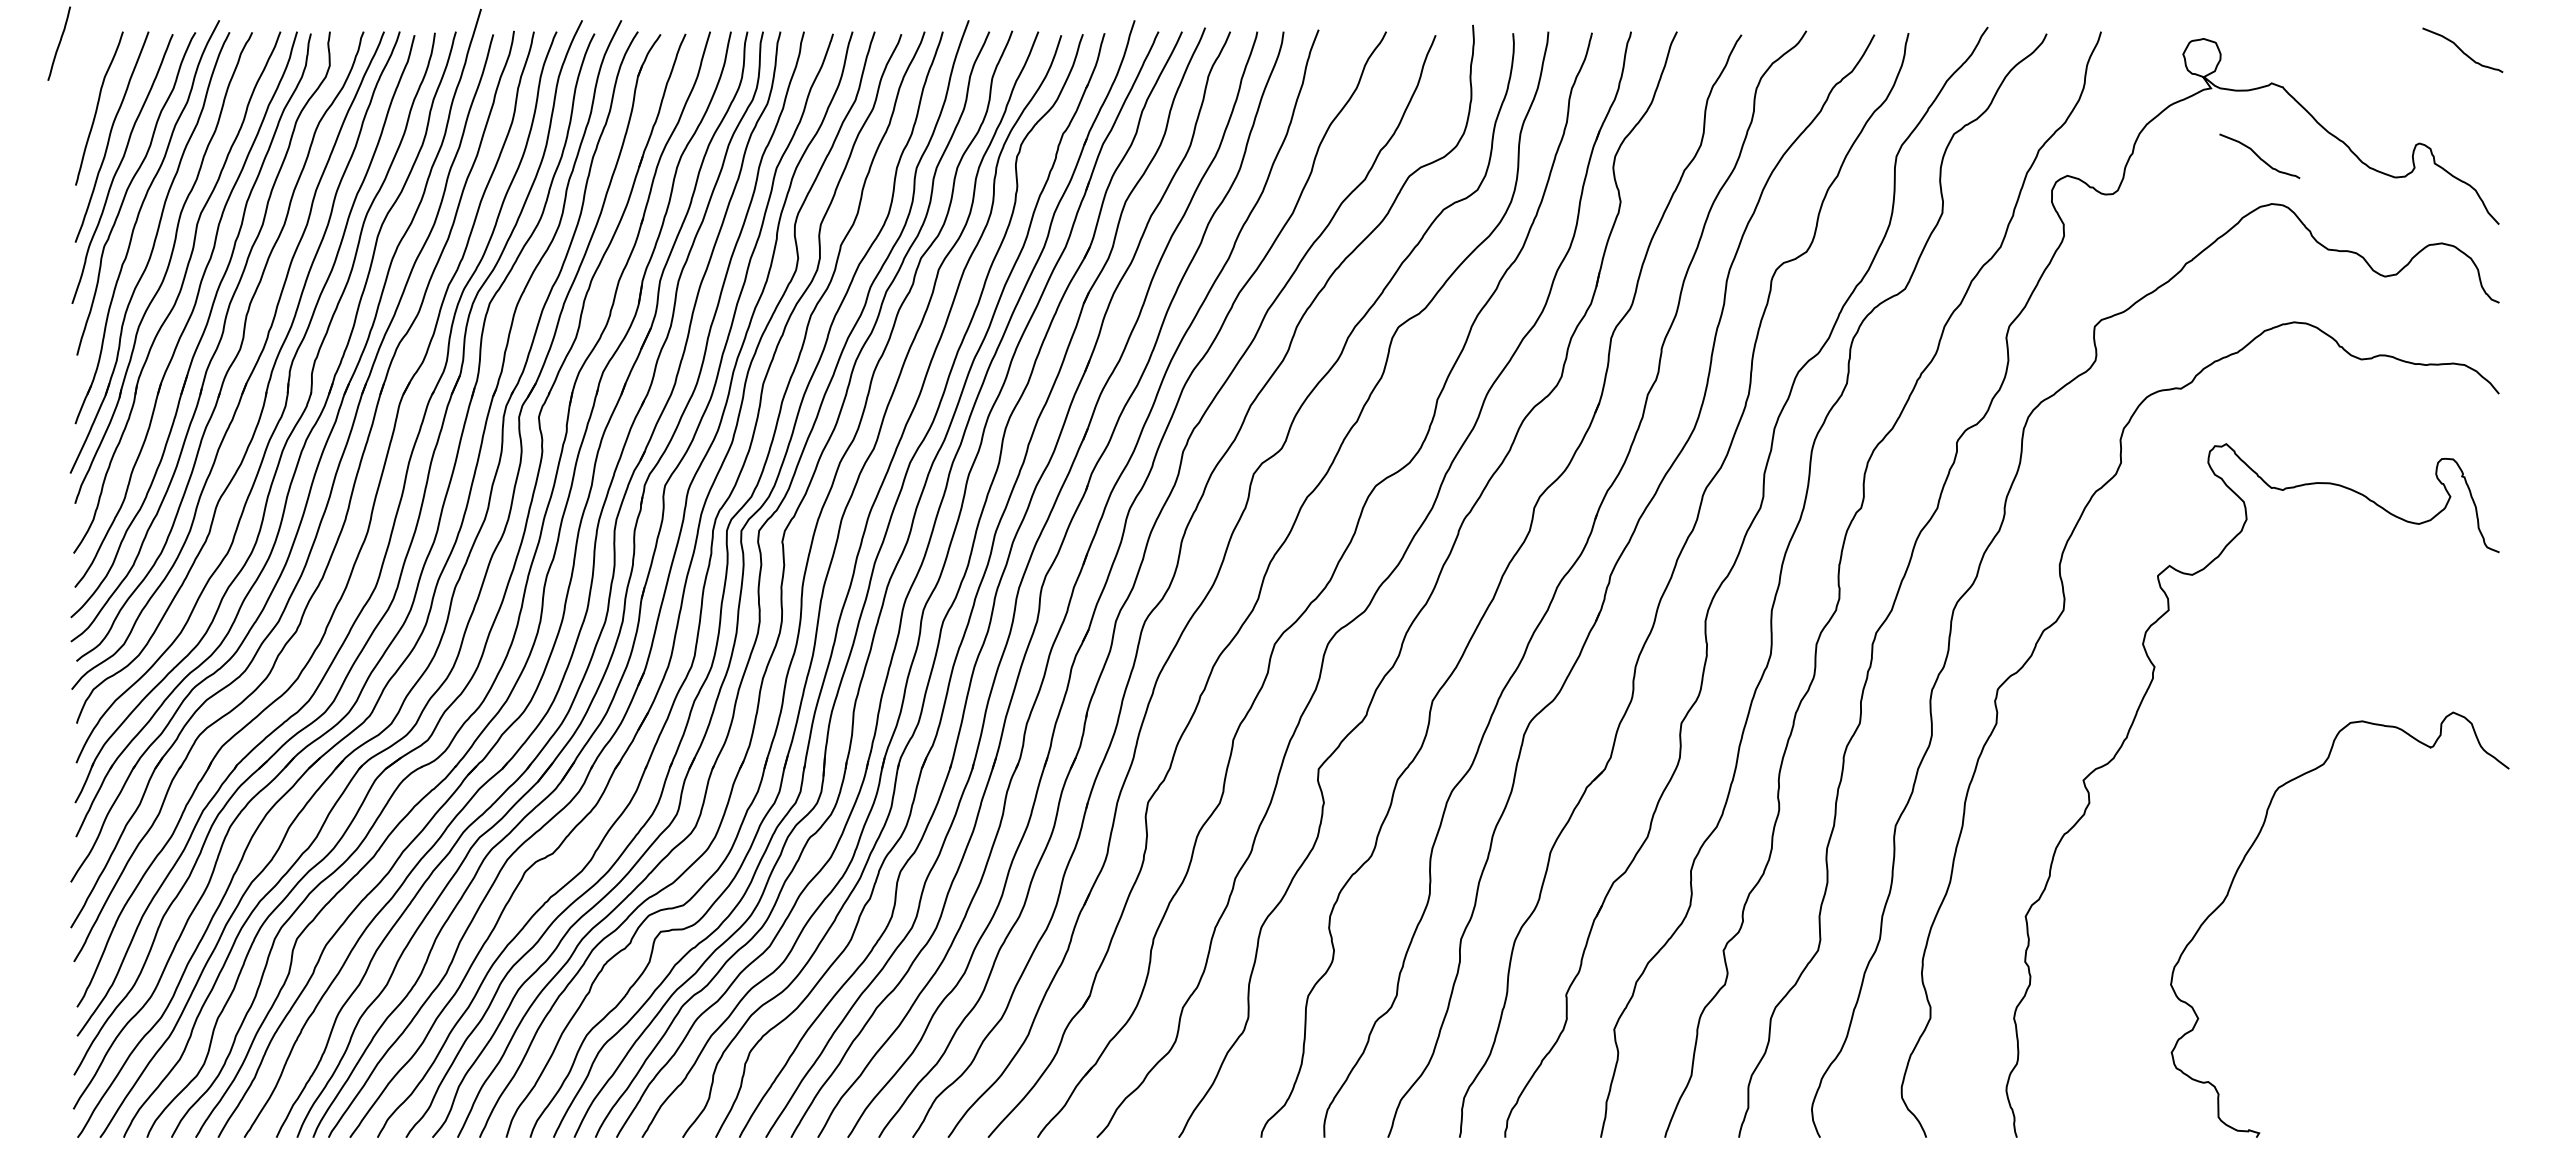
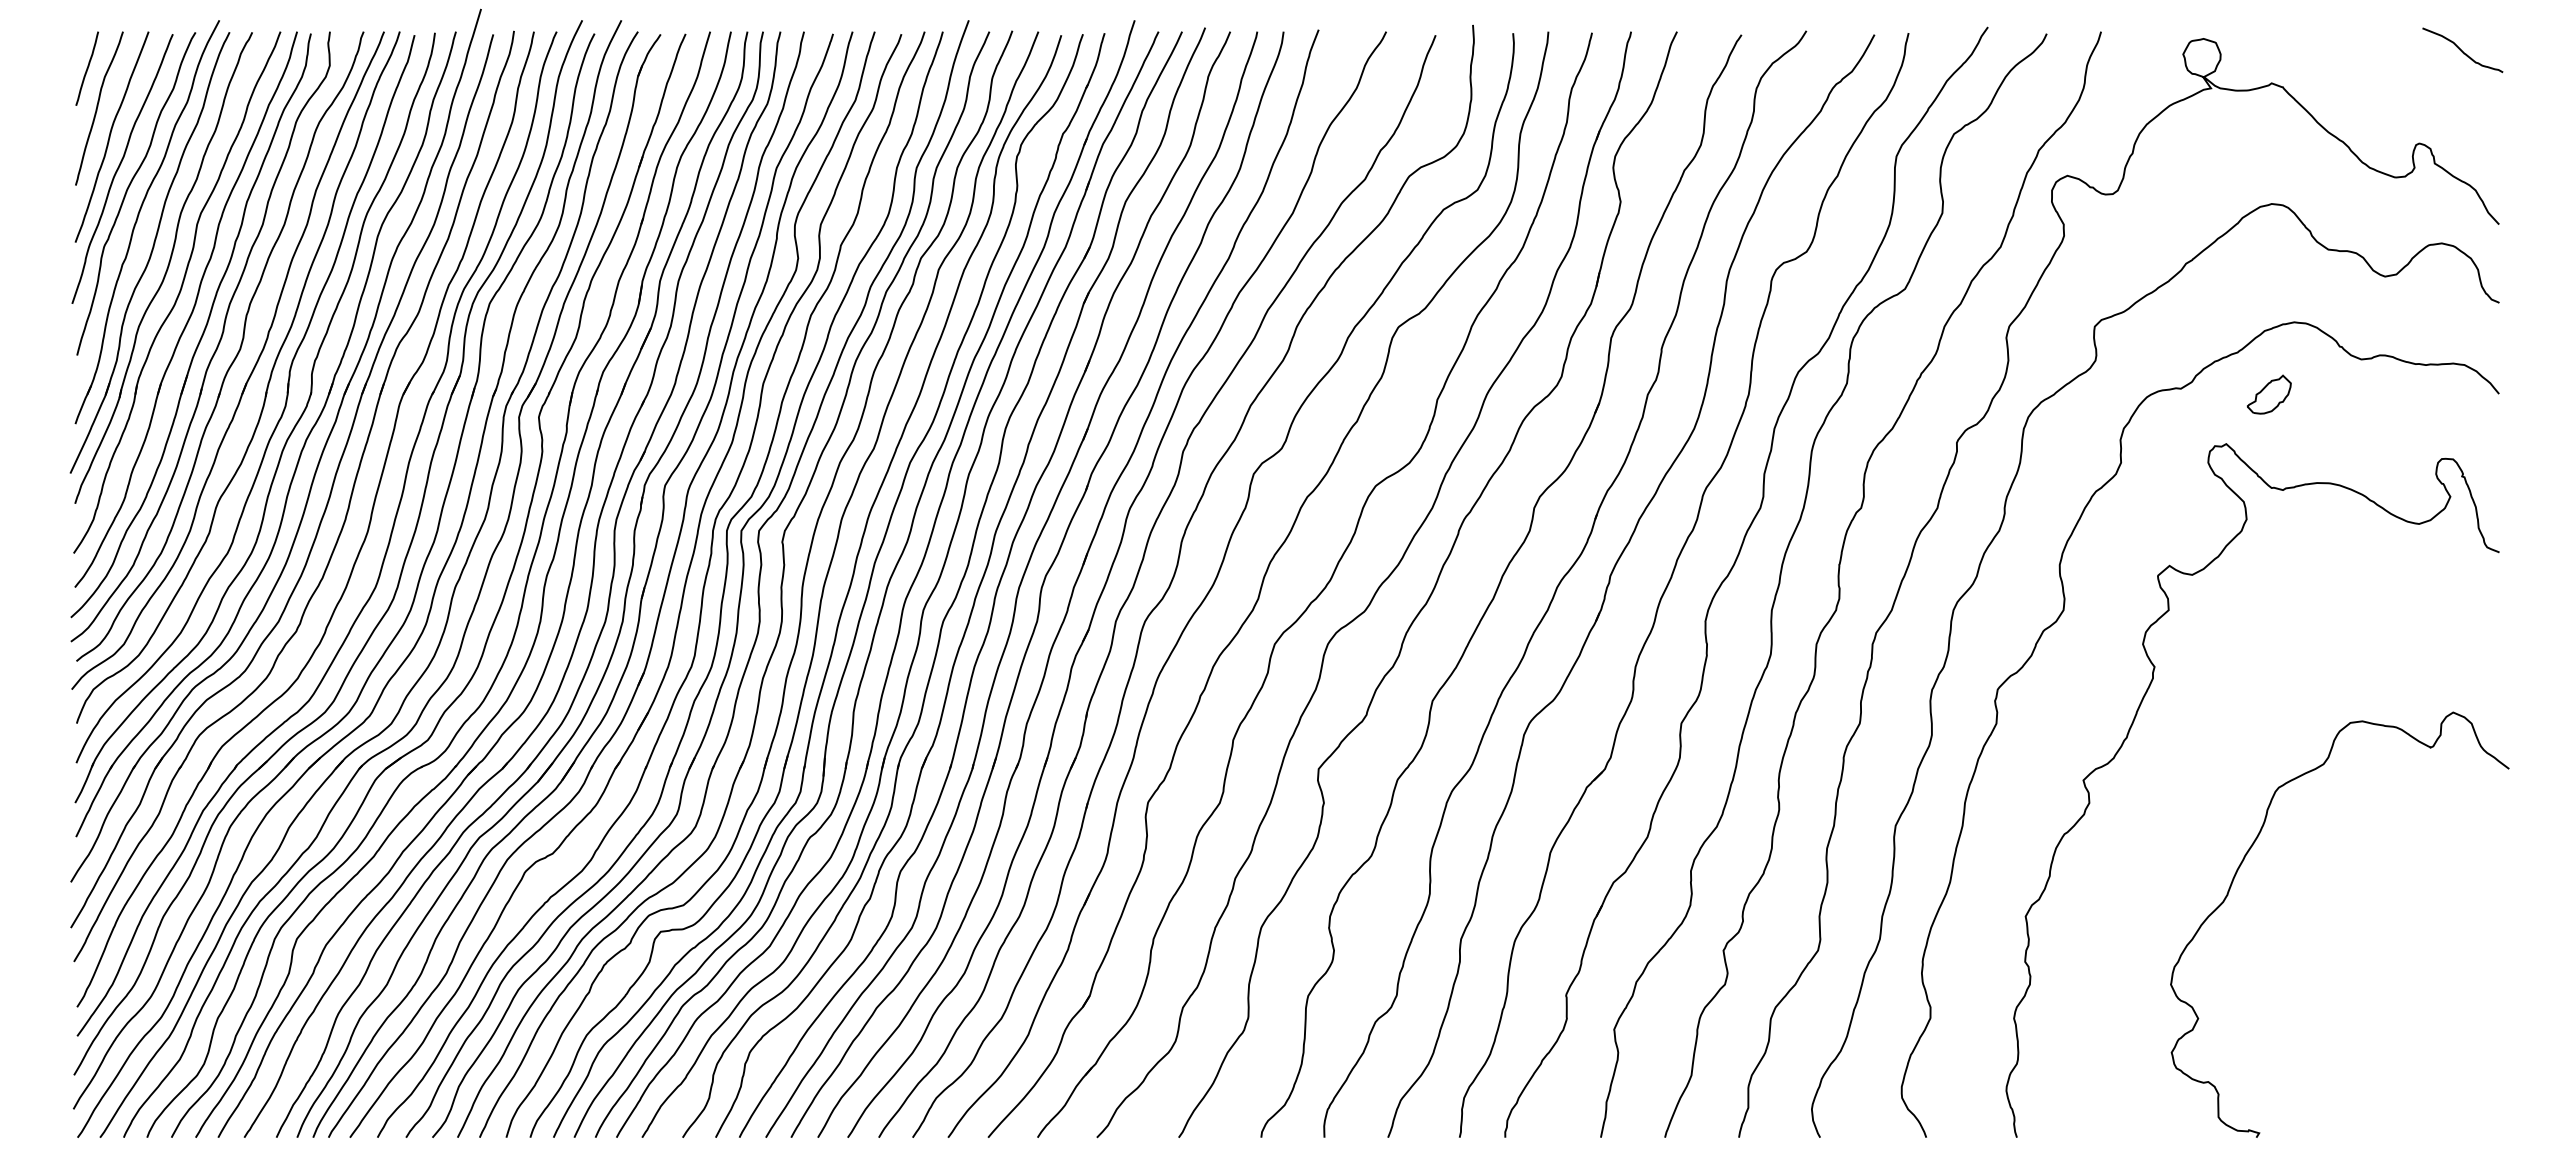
line position: (58, 43) -> (86, 68) (86, 68)
curve: present -> none (2259, 156)
part: none -> present (2268, 394)
